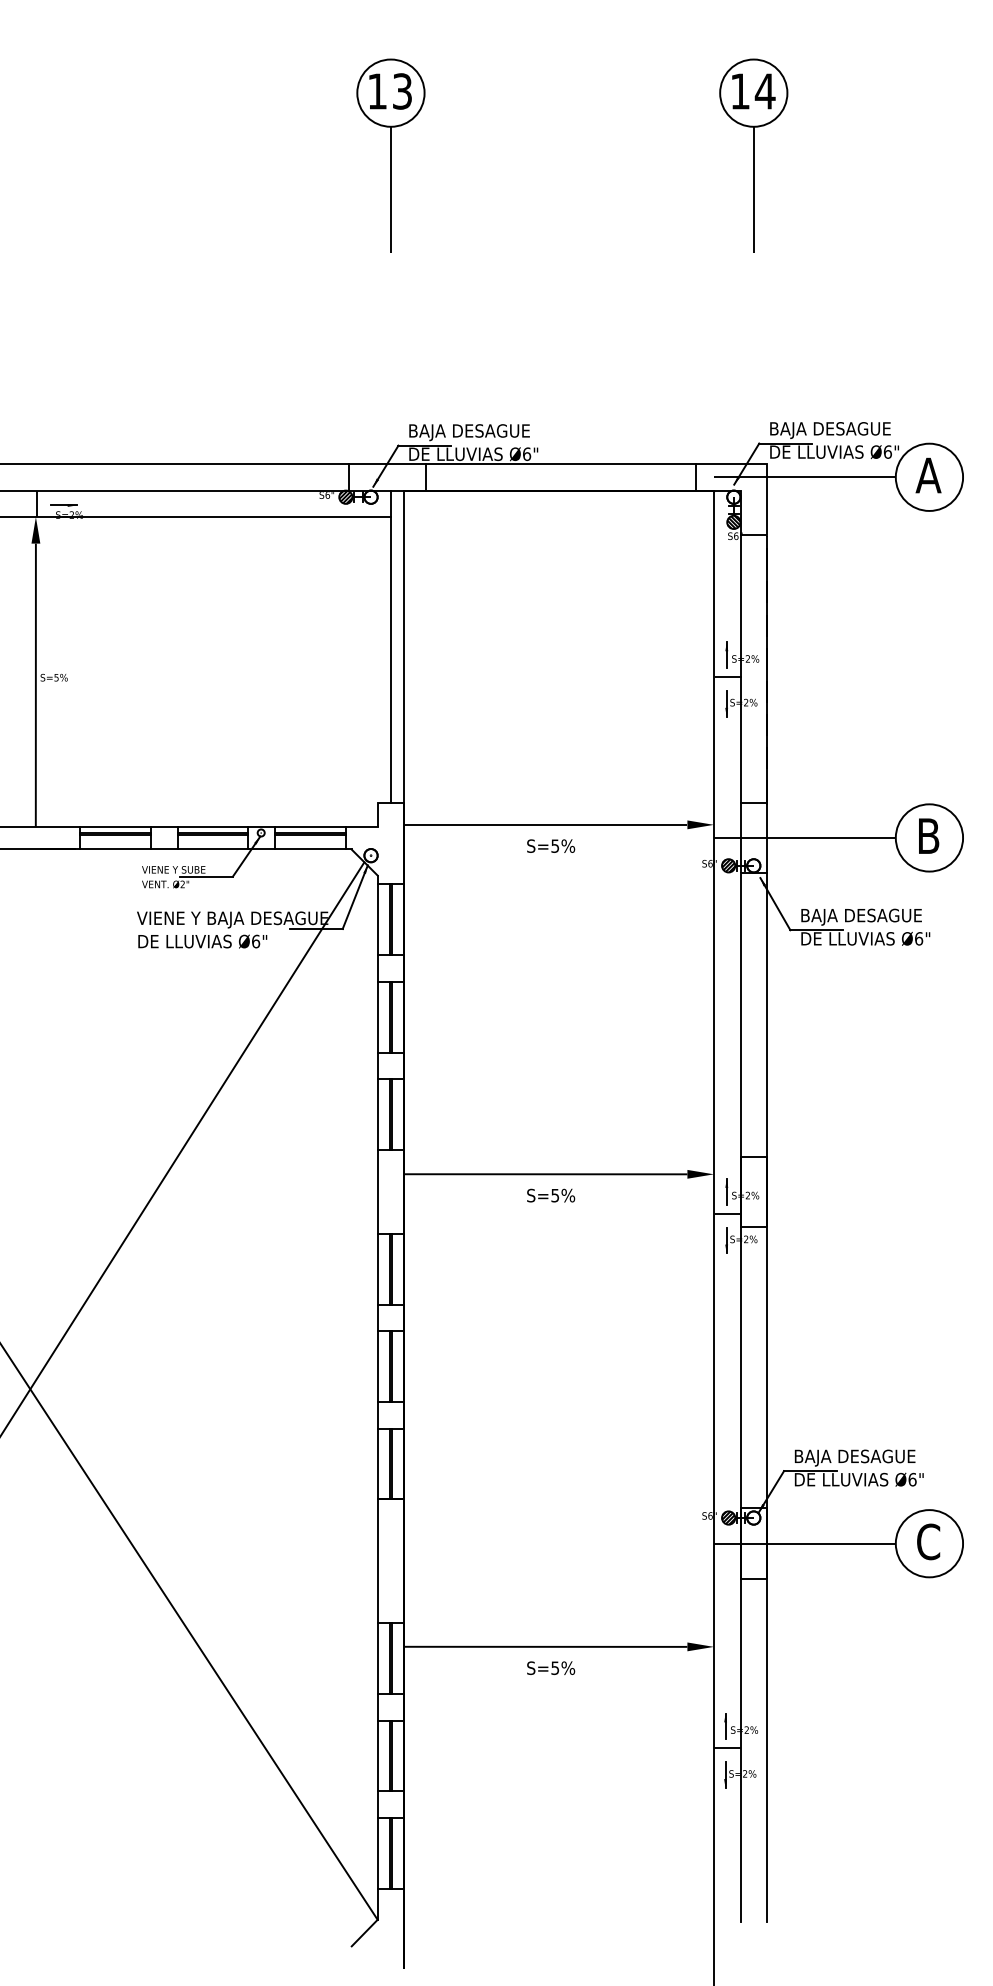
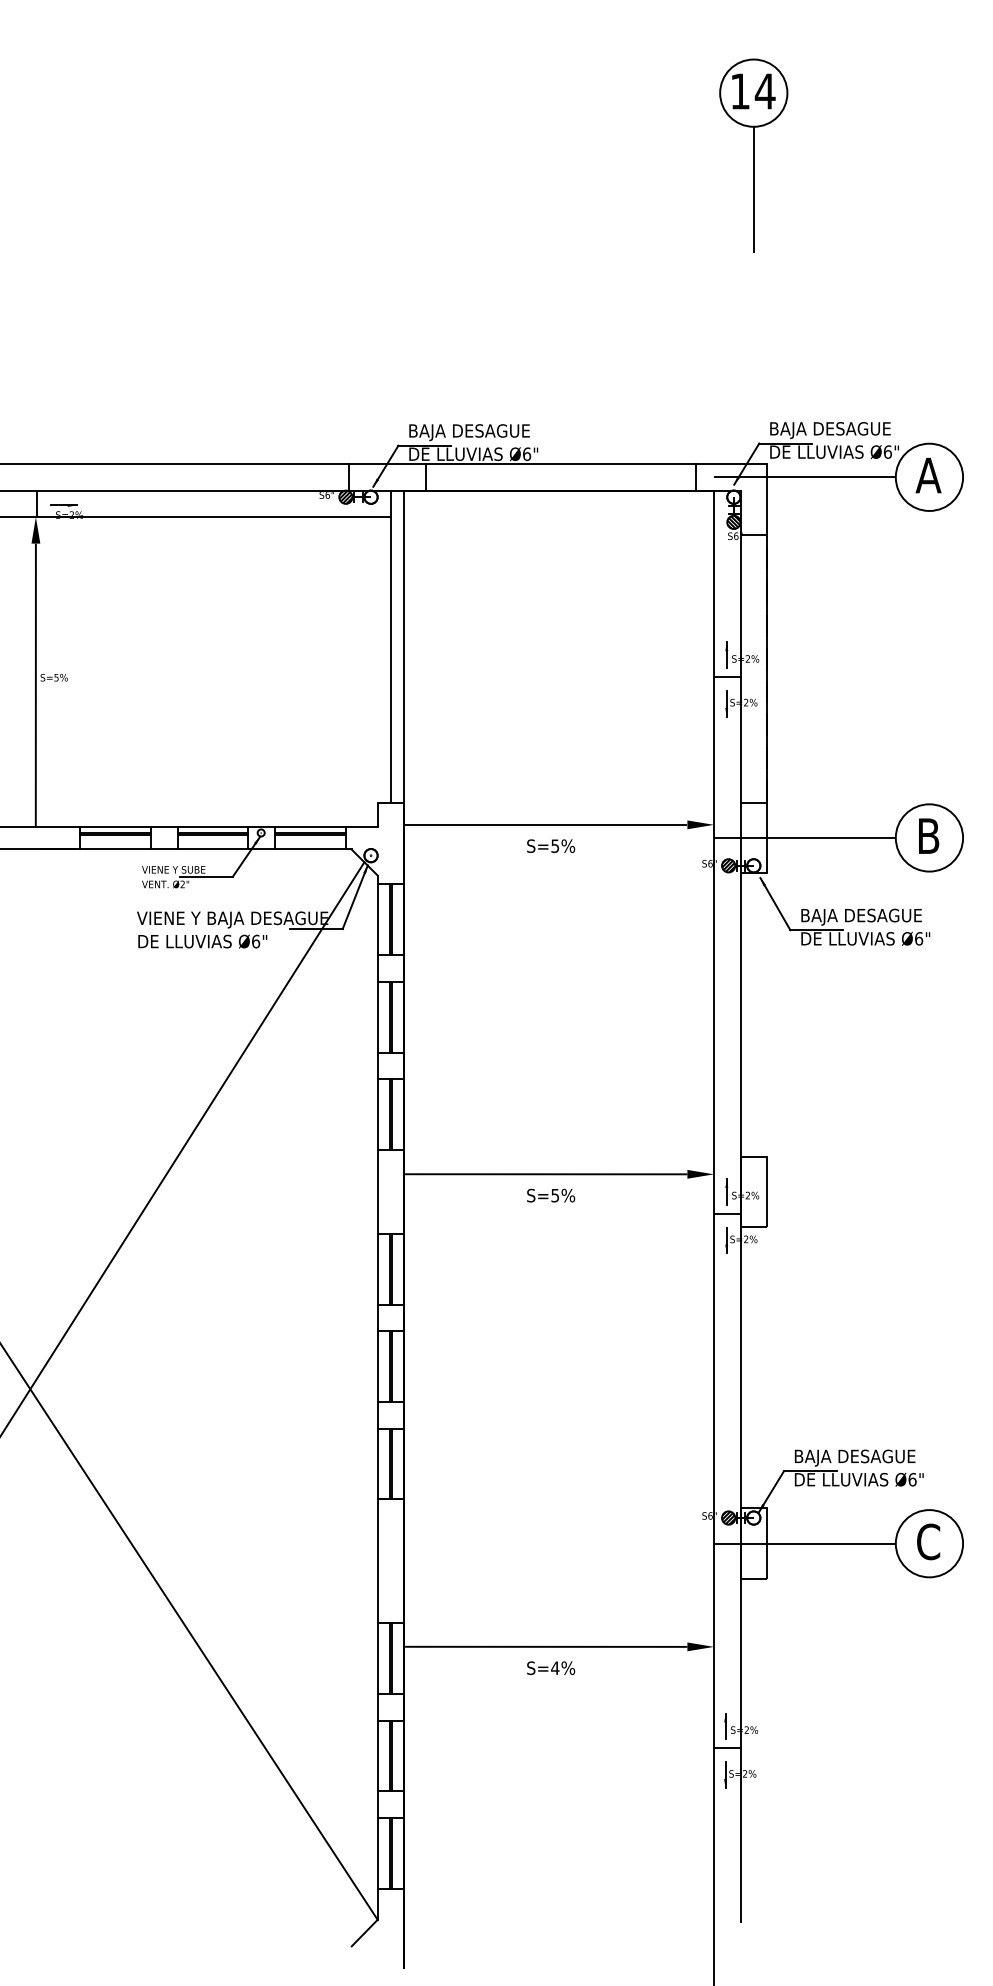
part: present -> none (390, 155)
line: present -> none (767, 1397)
text: S=5% -> S=4% (555, 1668)
